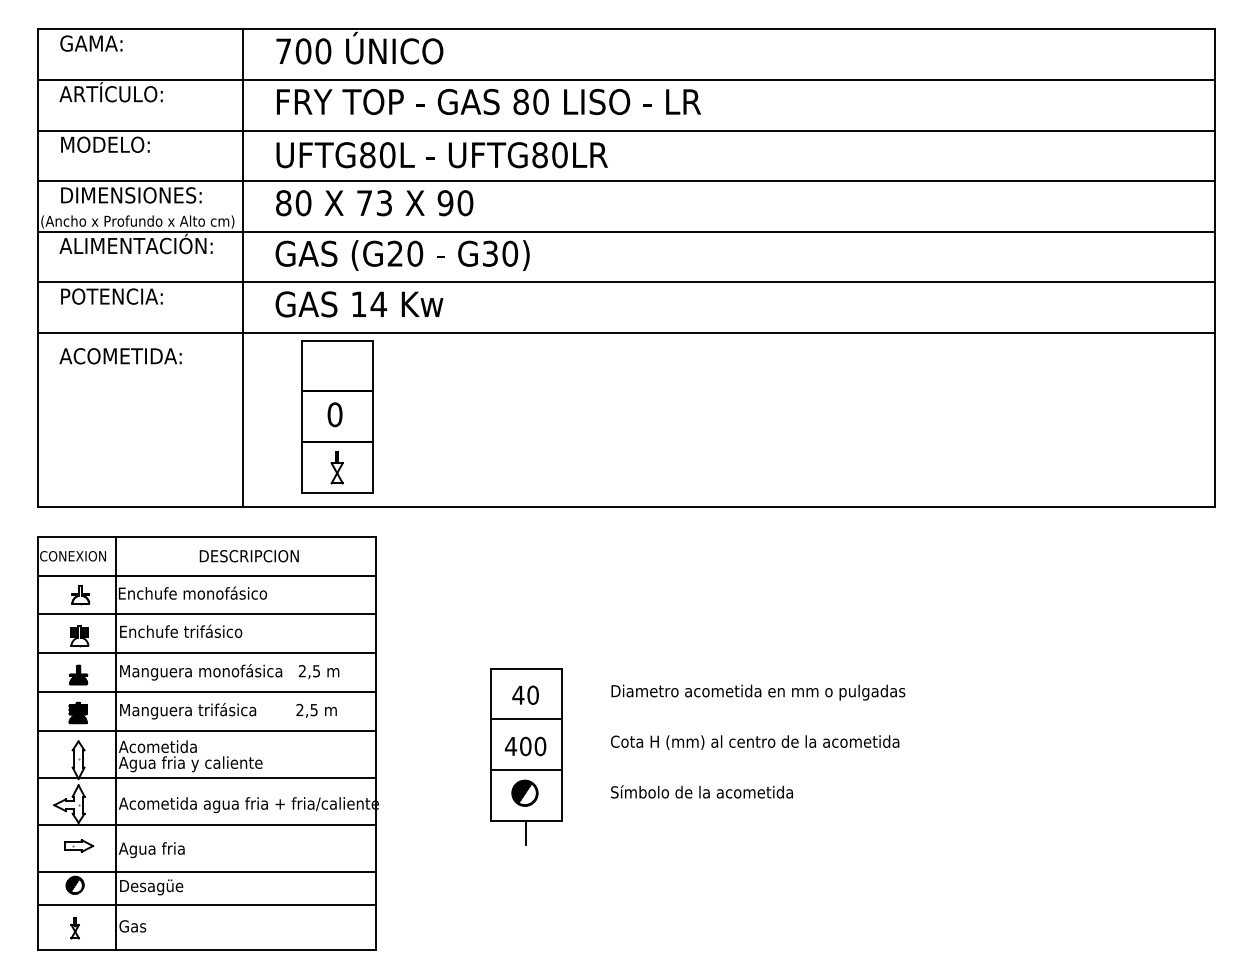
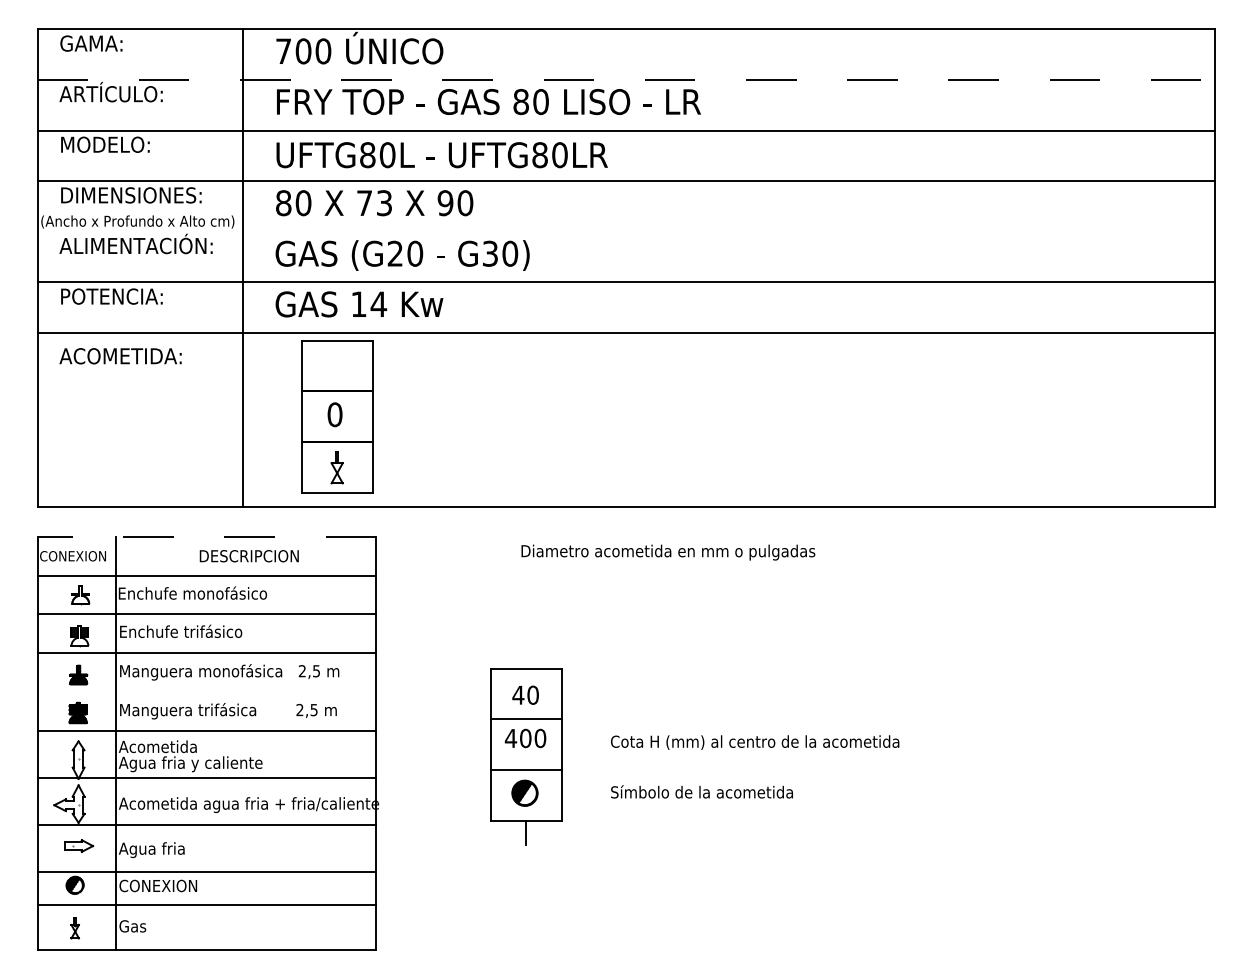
line: solid -> dashed (626, 80)
line: present -> none (626, 231)
line: solid -> dashed (207, 536)
line: present -> none (207, 692)
text position: (758, 692) -> (668, 552) (668, 552)
text position: (525, 746) -> (525, 738) (525, 738)
text: Desagüe -> CONEXION (158, 887)
